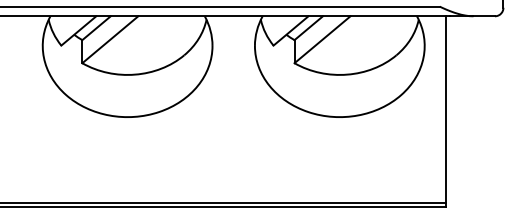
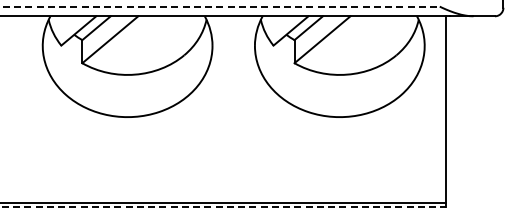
line: solid -> dashed (220, 6)
line: solid -> dashed (222, 207)
